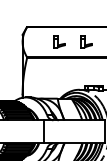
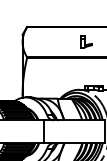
part: present -> none (59, 41)
